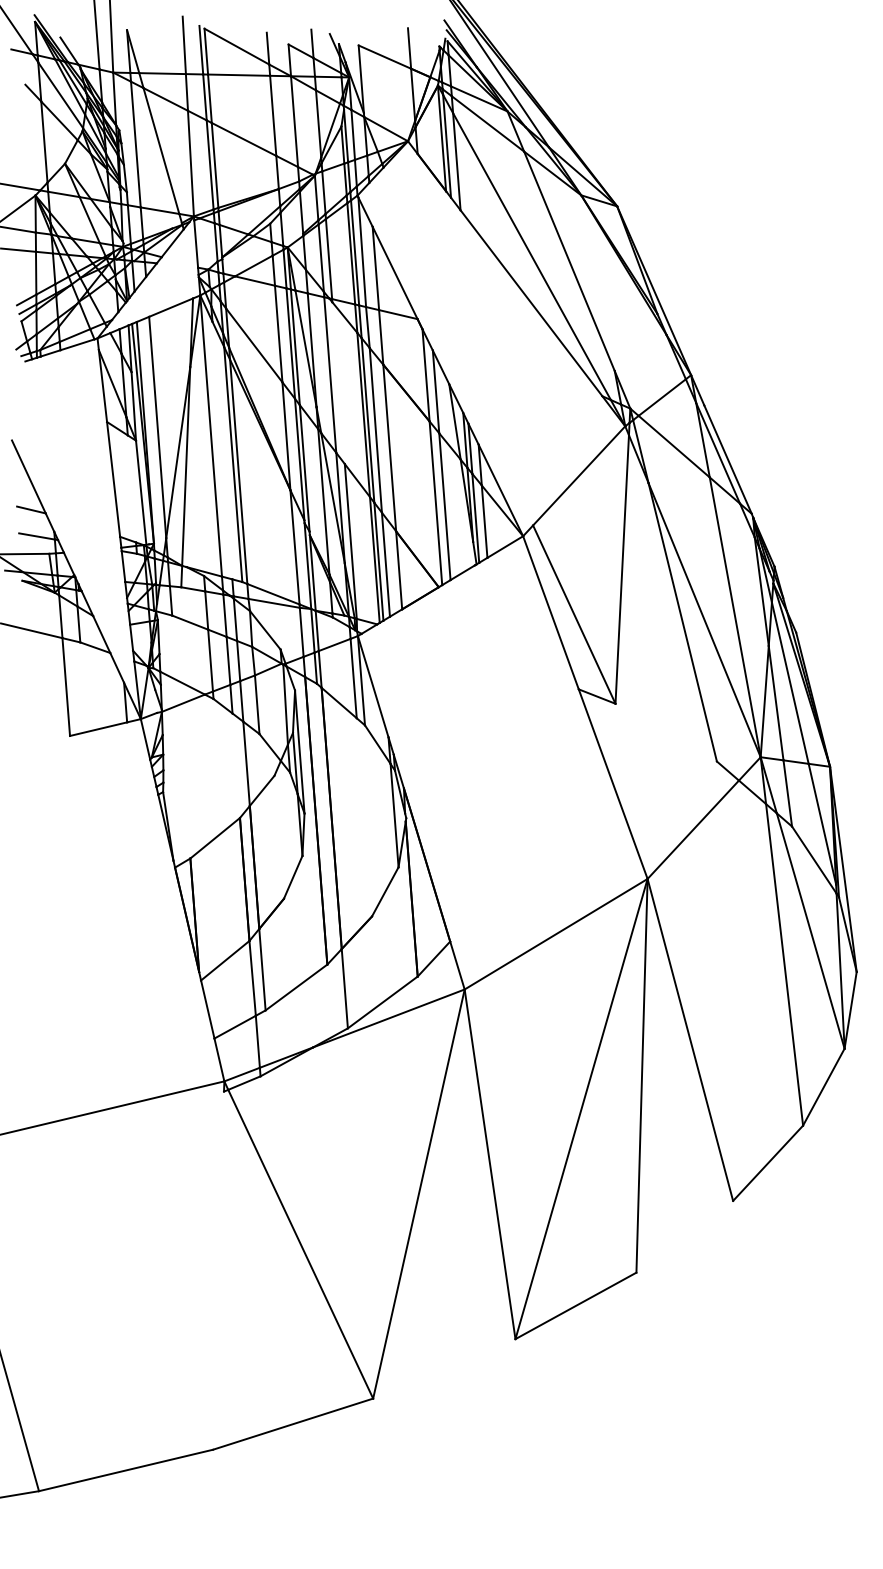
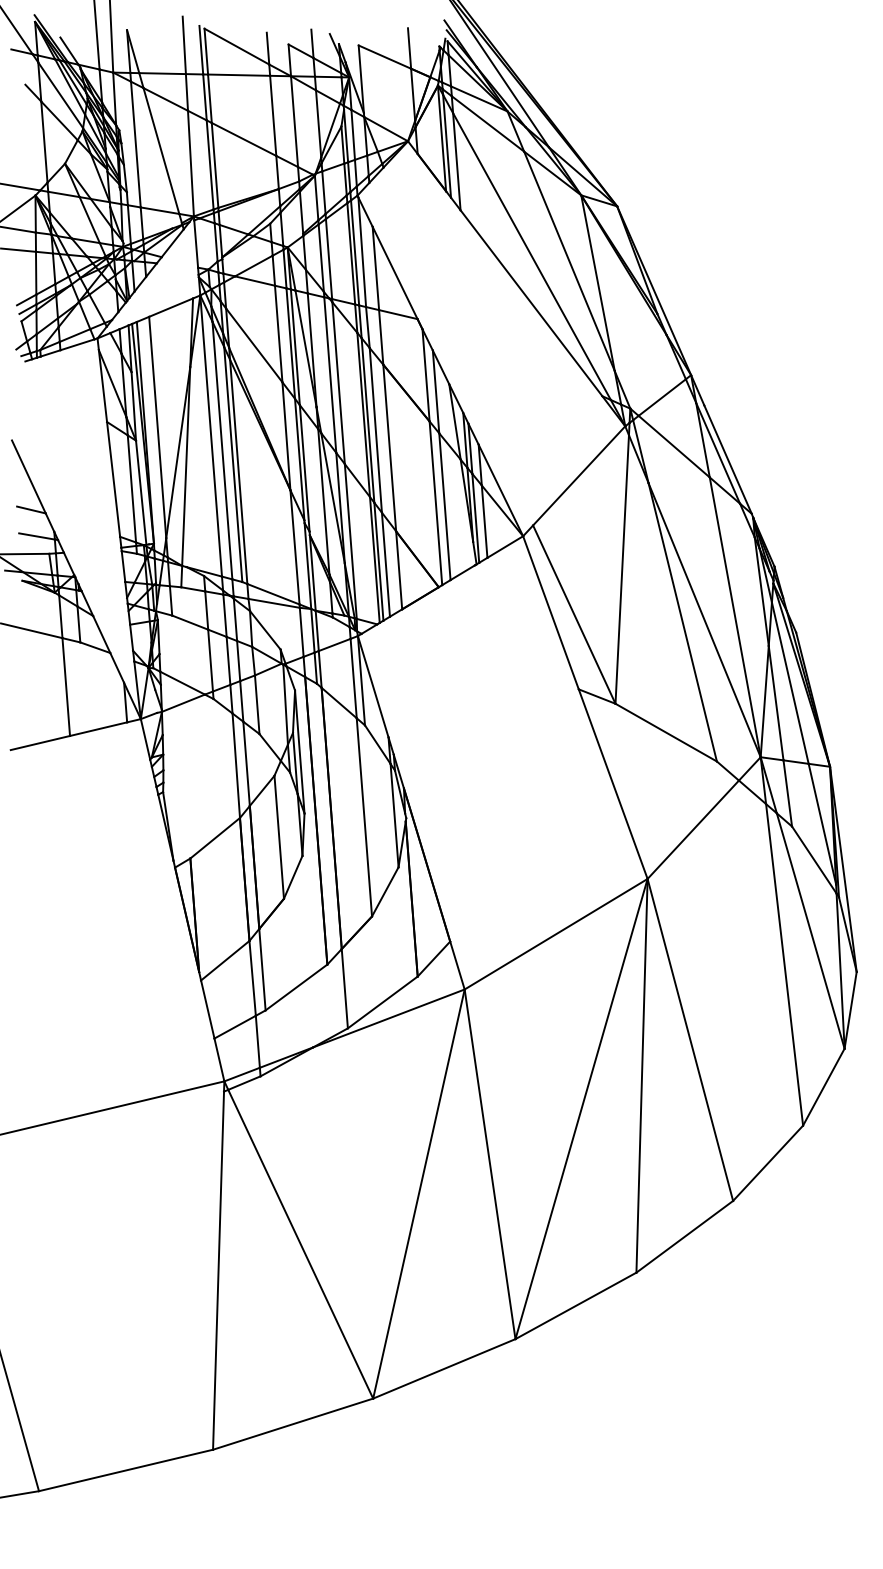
line: none -> present (597, 283)
line: none -> present (338, 383)
line: none -> present (222, 450)
line: none -> present (131, 488)
line: none -> present (665, 732)
line: none -> present (40, 742)
line: none -> present (236, 765)
line: none -> present (364, 817)
line: none -> present (278, 836)
line: none -> present (684, 1236)
line: none -> present (218, 1270)
line: none -> present (444, 1368)
